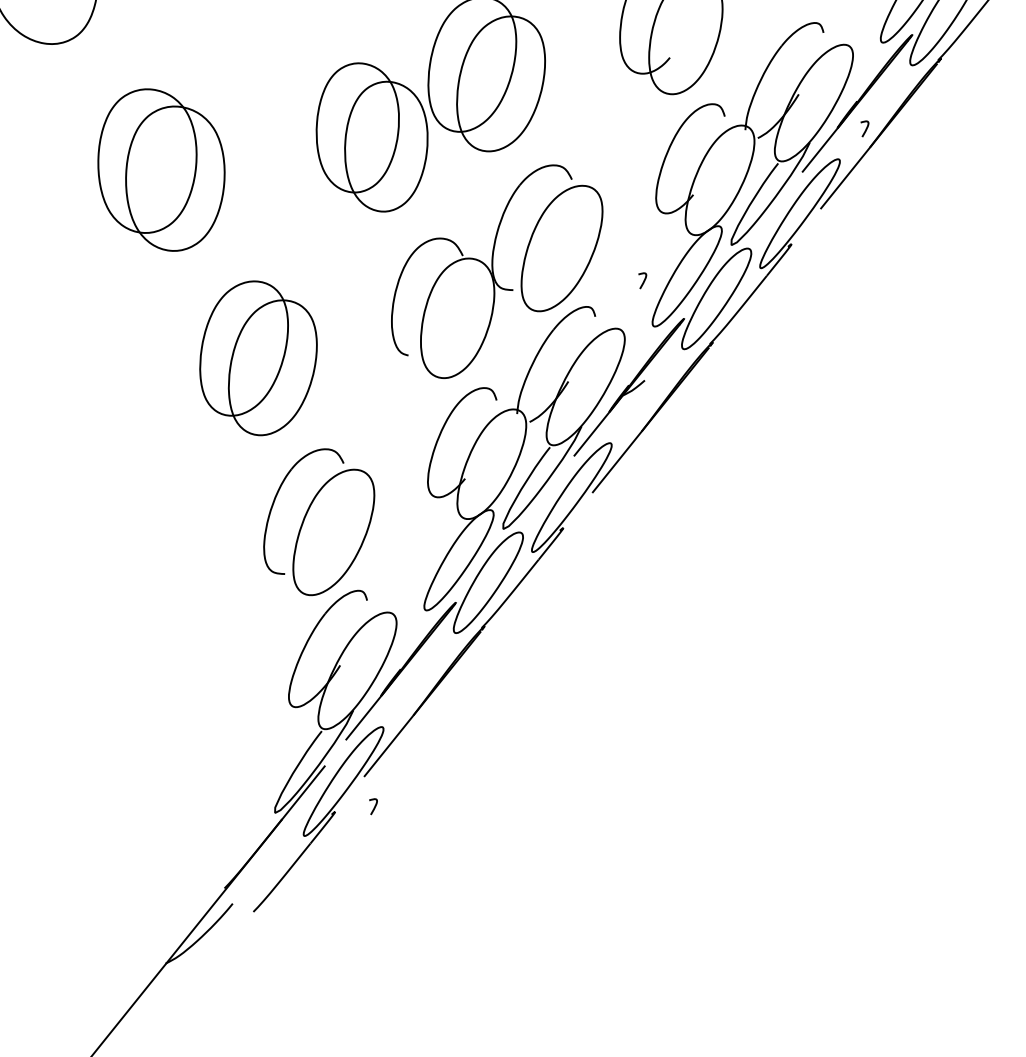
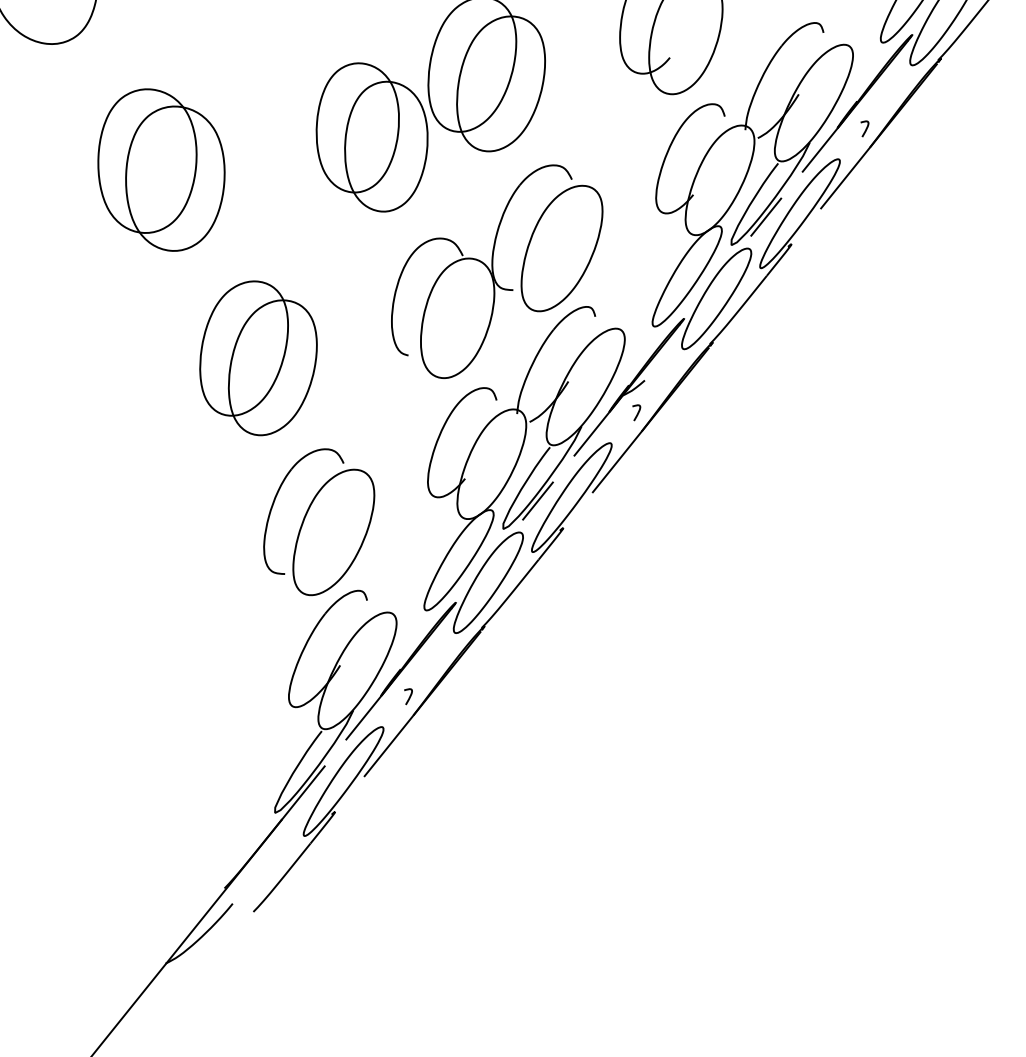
line: none -> present (766, 216)
curve position: (643, 280) -> (637, 412) (637, 412)
line: none -> present (537, 500)
curve position: (374, 806) -> (409, 696) (409, 696)
